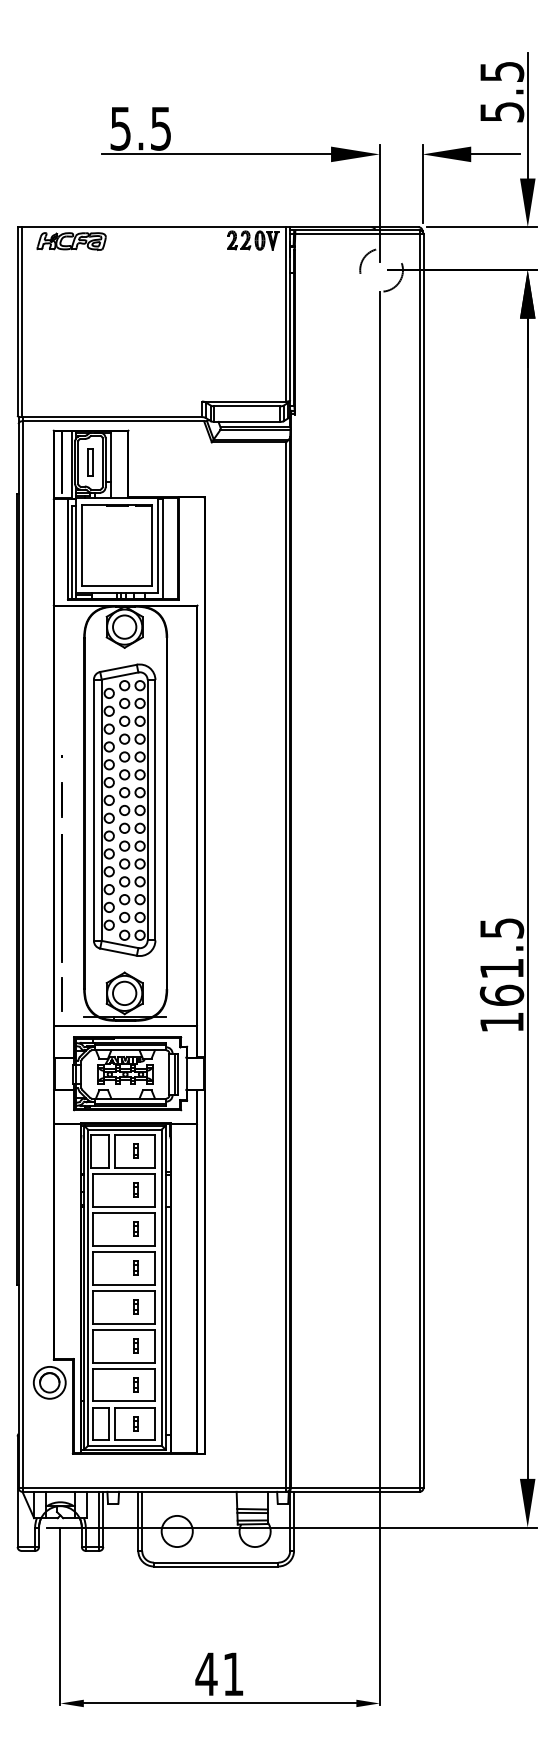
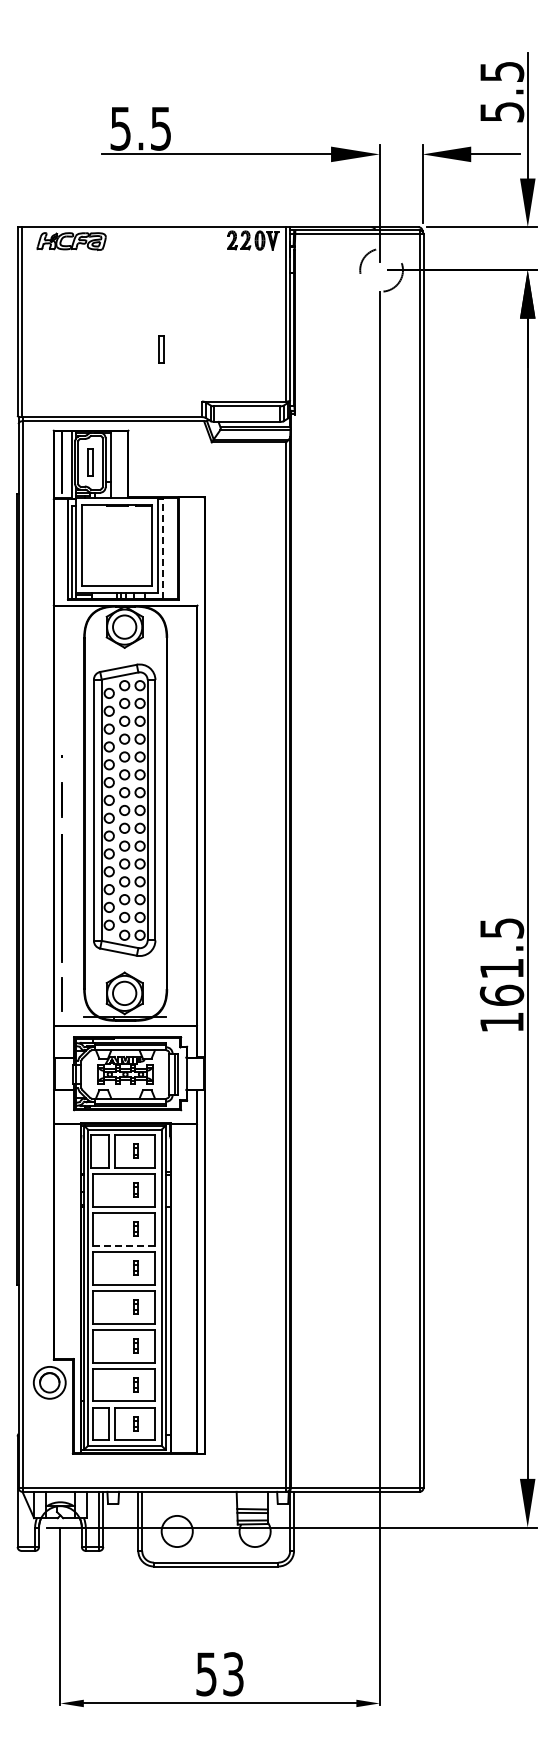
part: none -> present (161, 349)
line: solid -> dashed (162, 548)
line: solid -> dashed (124, 1245)
text: 41 -> 53 (219, 1674)
